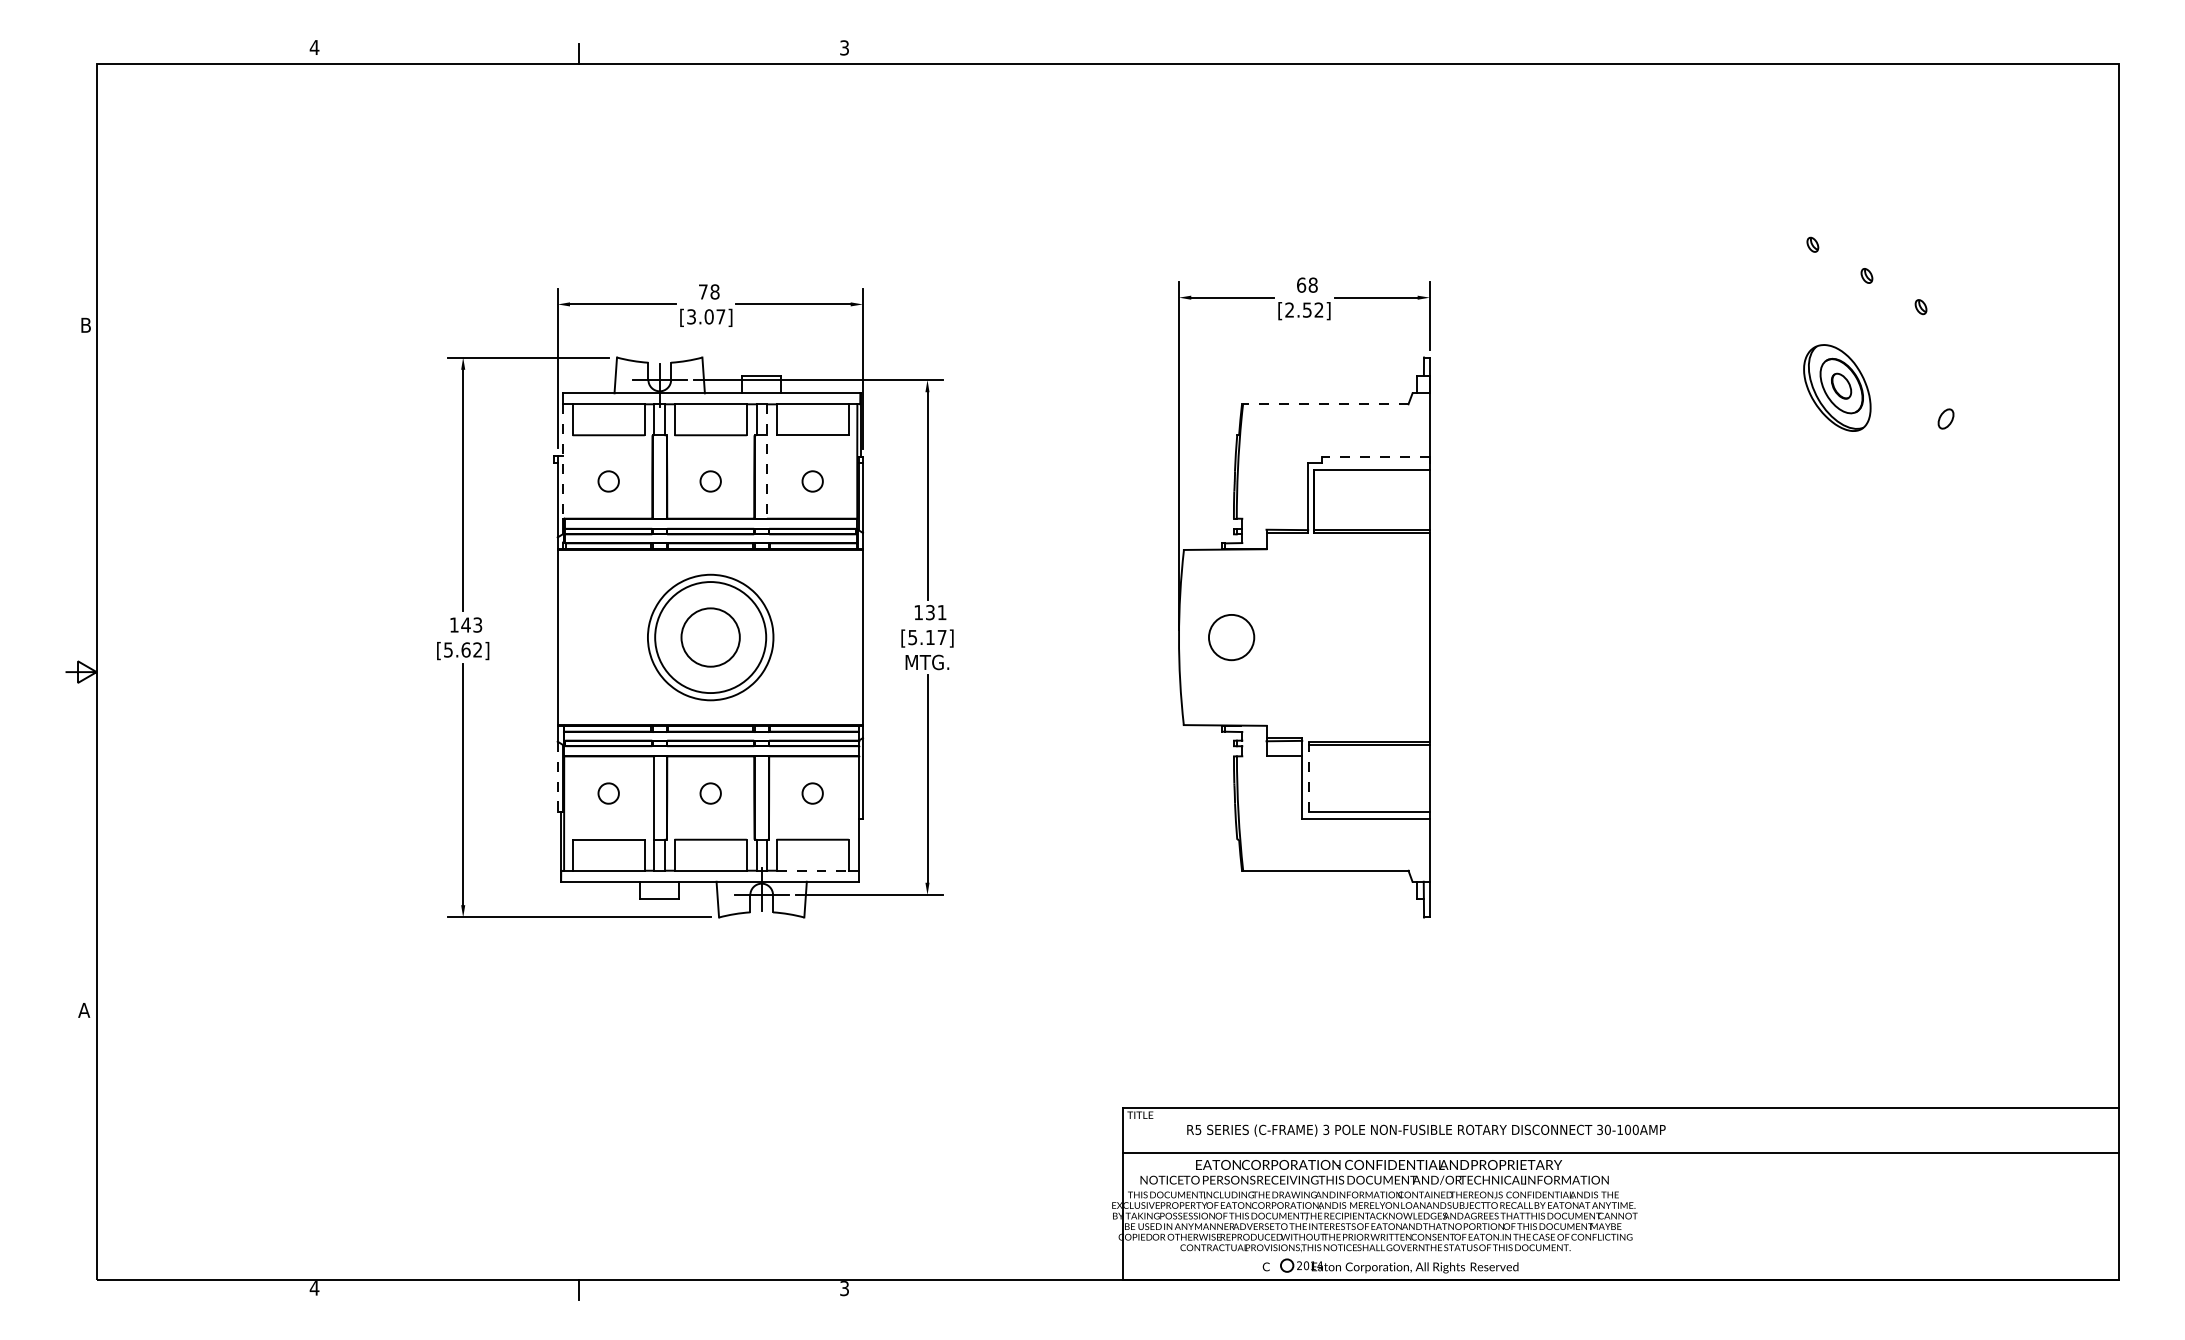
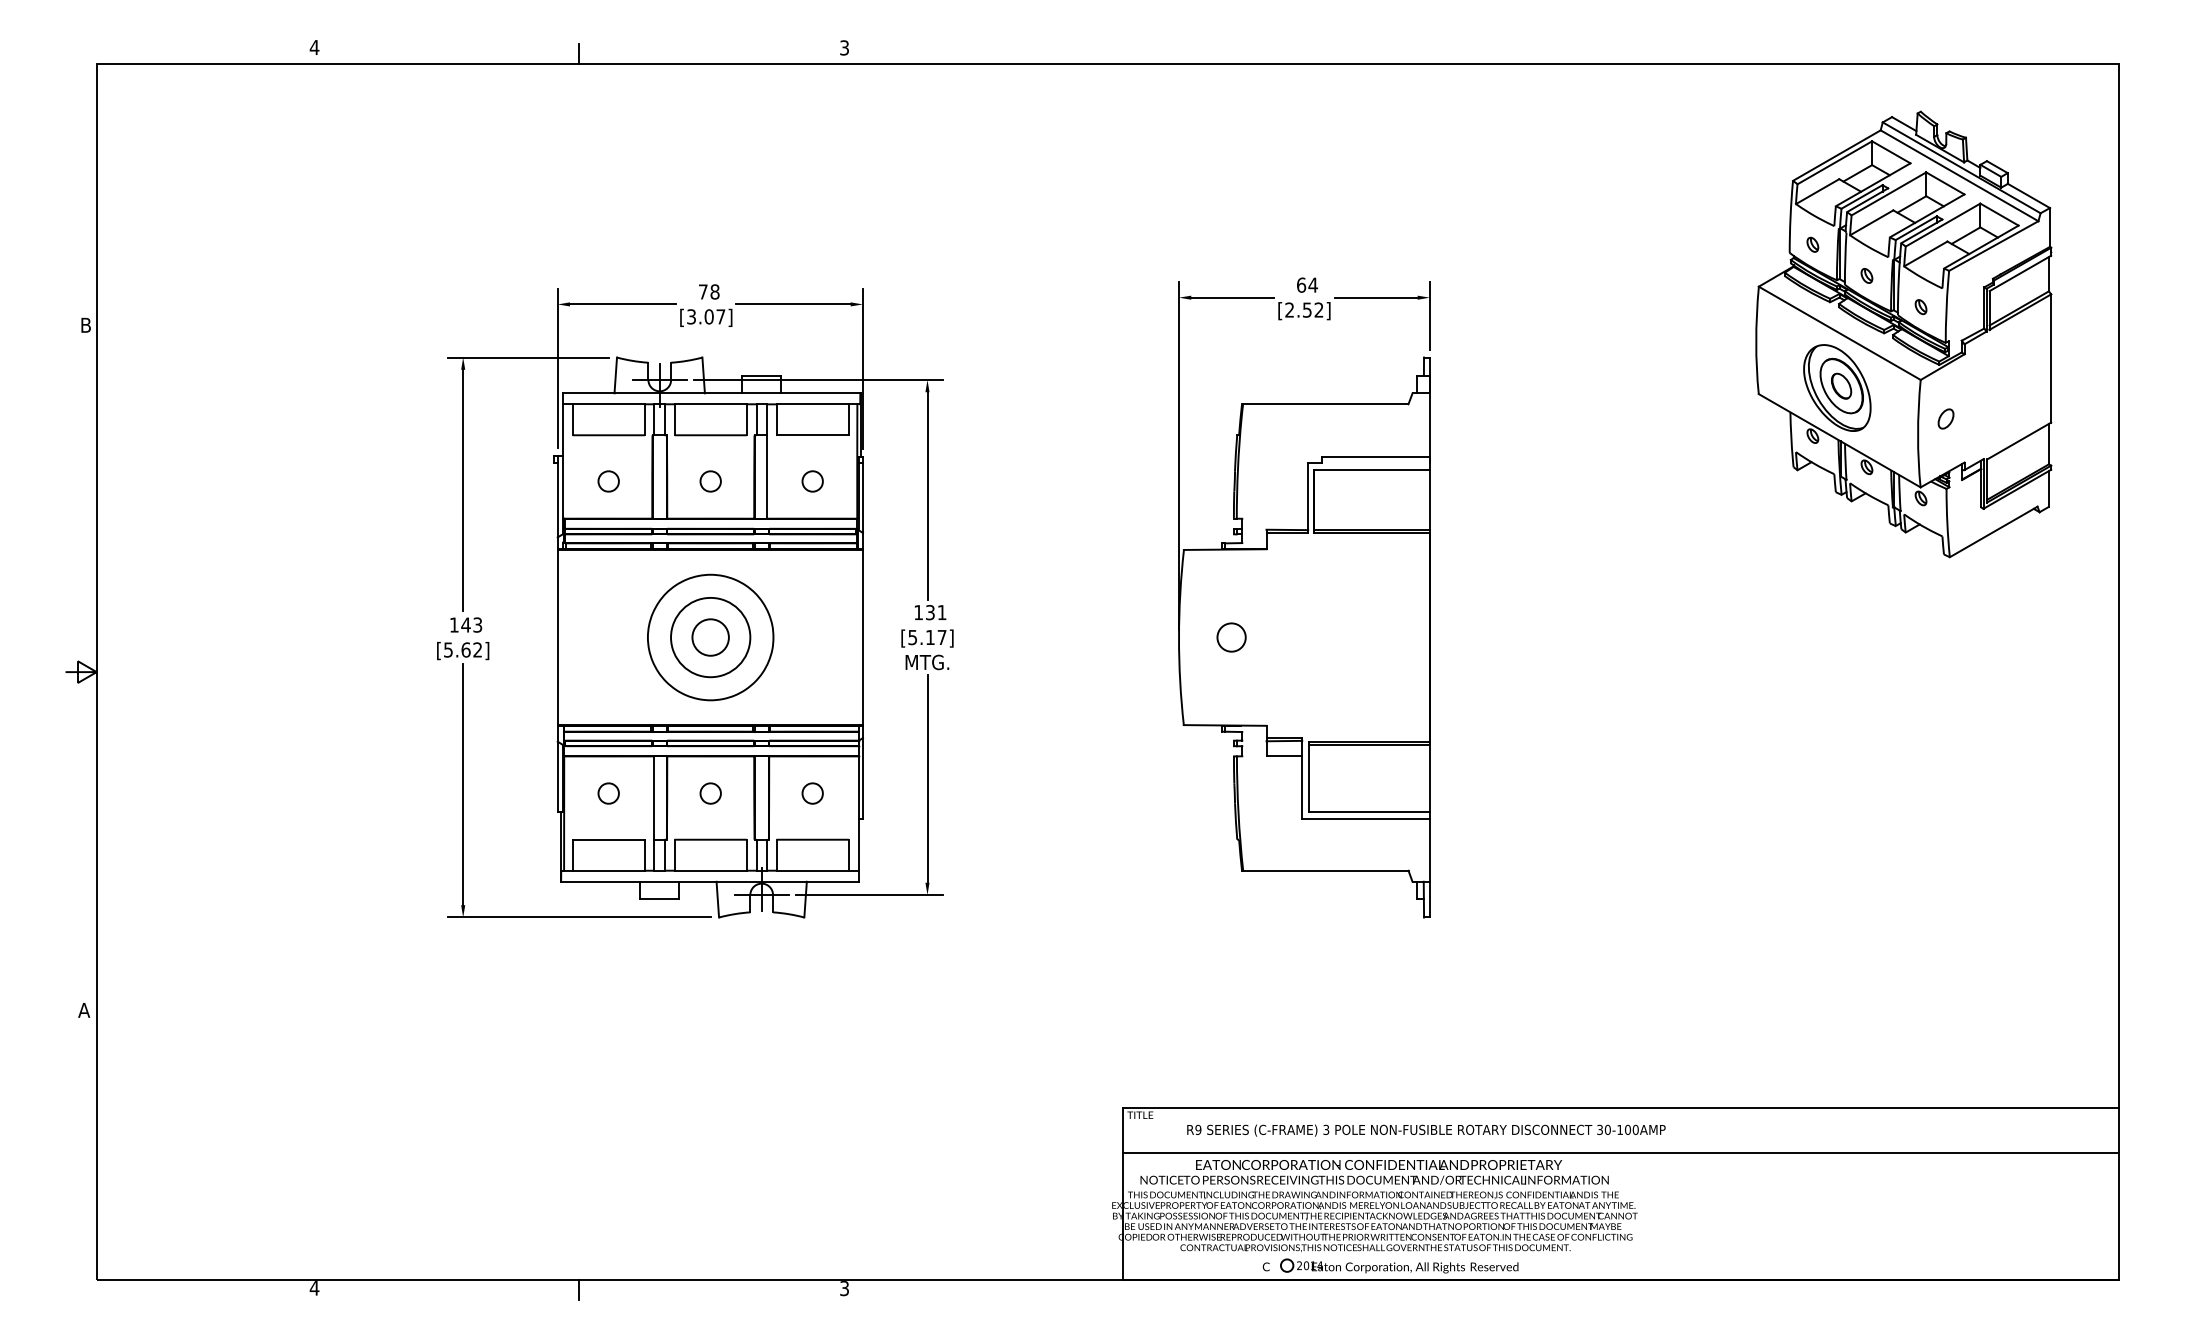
text: 68 -> 64 (1313, 284)
part: none -> present (1903, 334)
line: dashed -> solid (1325, 404)
line: dashed -> solid (1375, 456)
line: dashed -> solid (562, 461)
line: dashed -> solid (766, 461)
circle diameter: 111 px -> 79 px (710, 637)
circle diameter: 58 px -> 36 px (710, 637)
circle diameter: 45 px -> 28 px (1231, 637)
line: dashed -> solid (557, 777)
line: dashed -> solid (1309, 777)
line: dashed -> solid (813, 870)
text: R5 -> R9 (1198, 1129)
